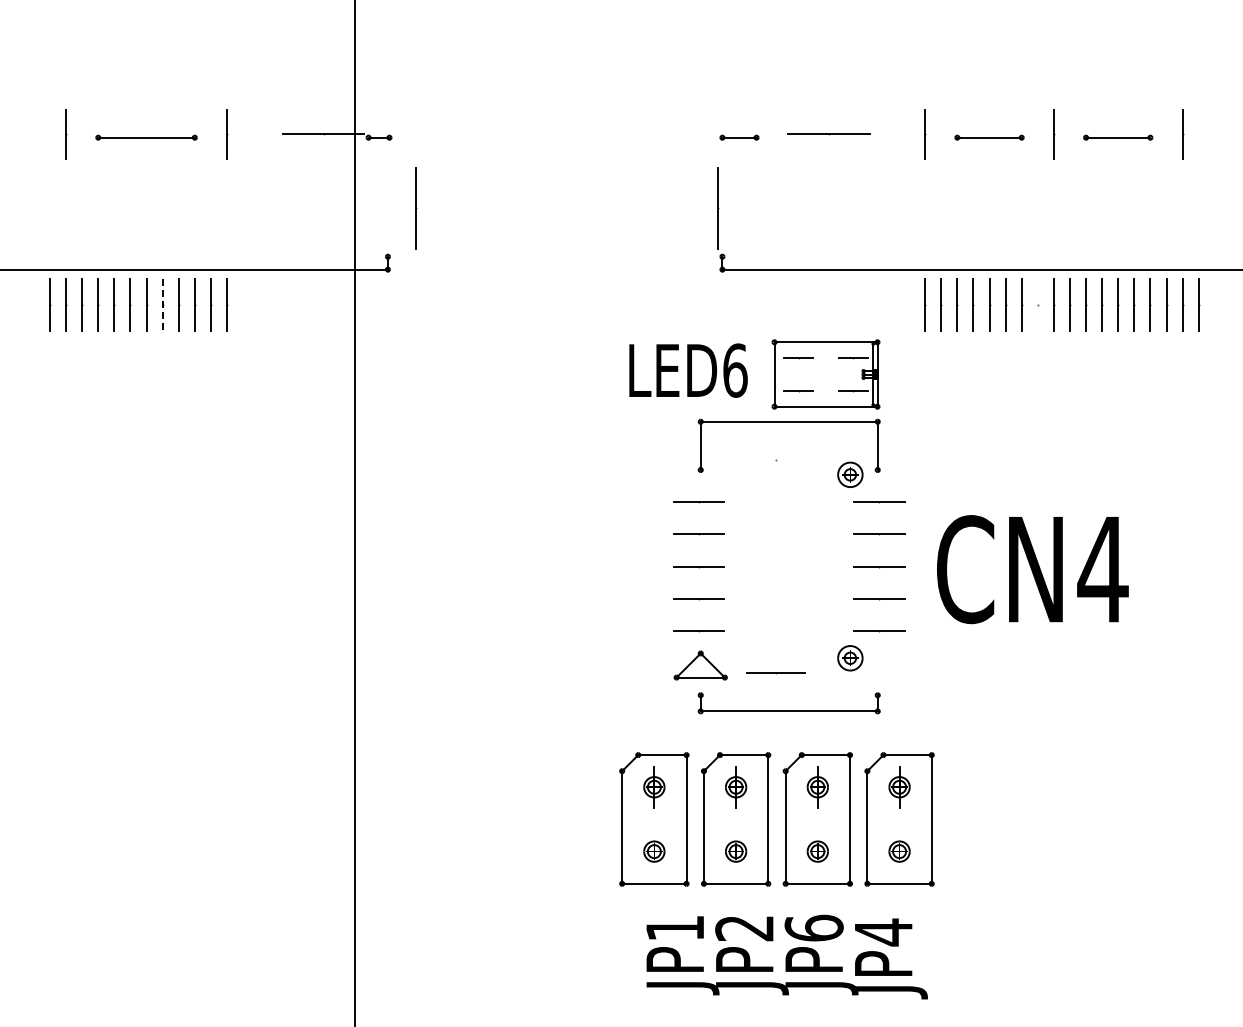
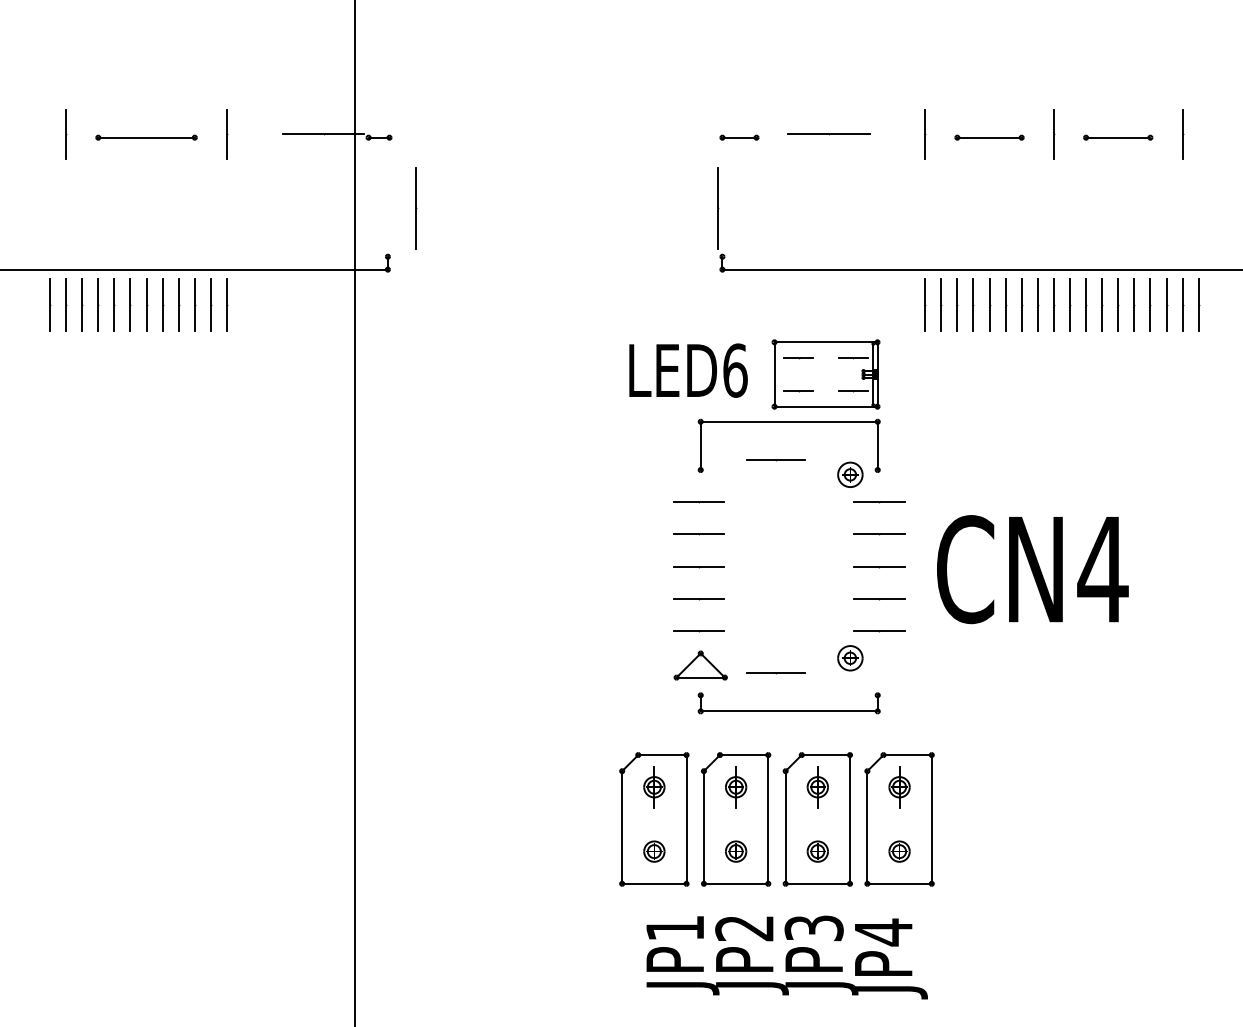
line: none -> present (1037, 304)
line: dashed -> solid (162, 305)
line: none -> present (776, 460)
text: JP6 -> JP3 (813, 927)
